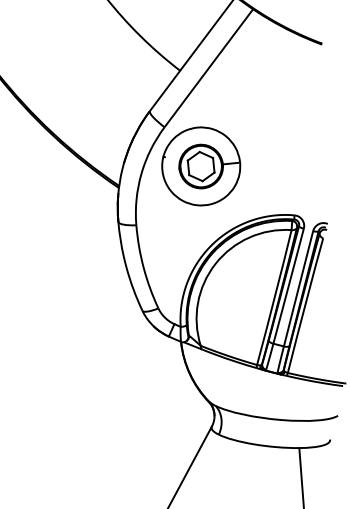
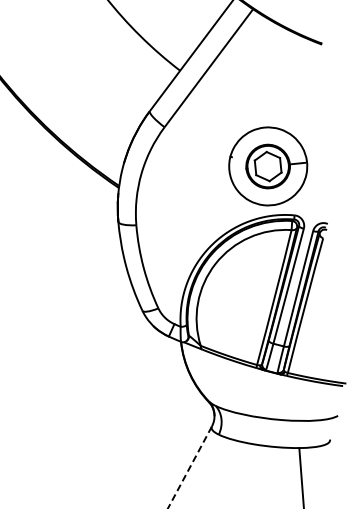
part position: (201, 166) -> (268, 166) (268, 166)
line: solid -> dashed (189, 467)
